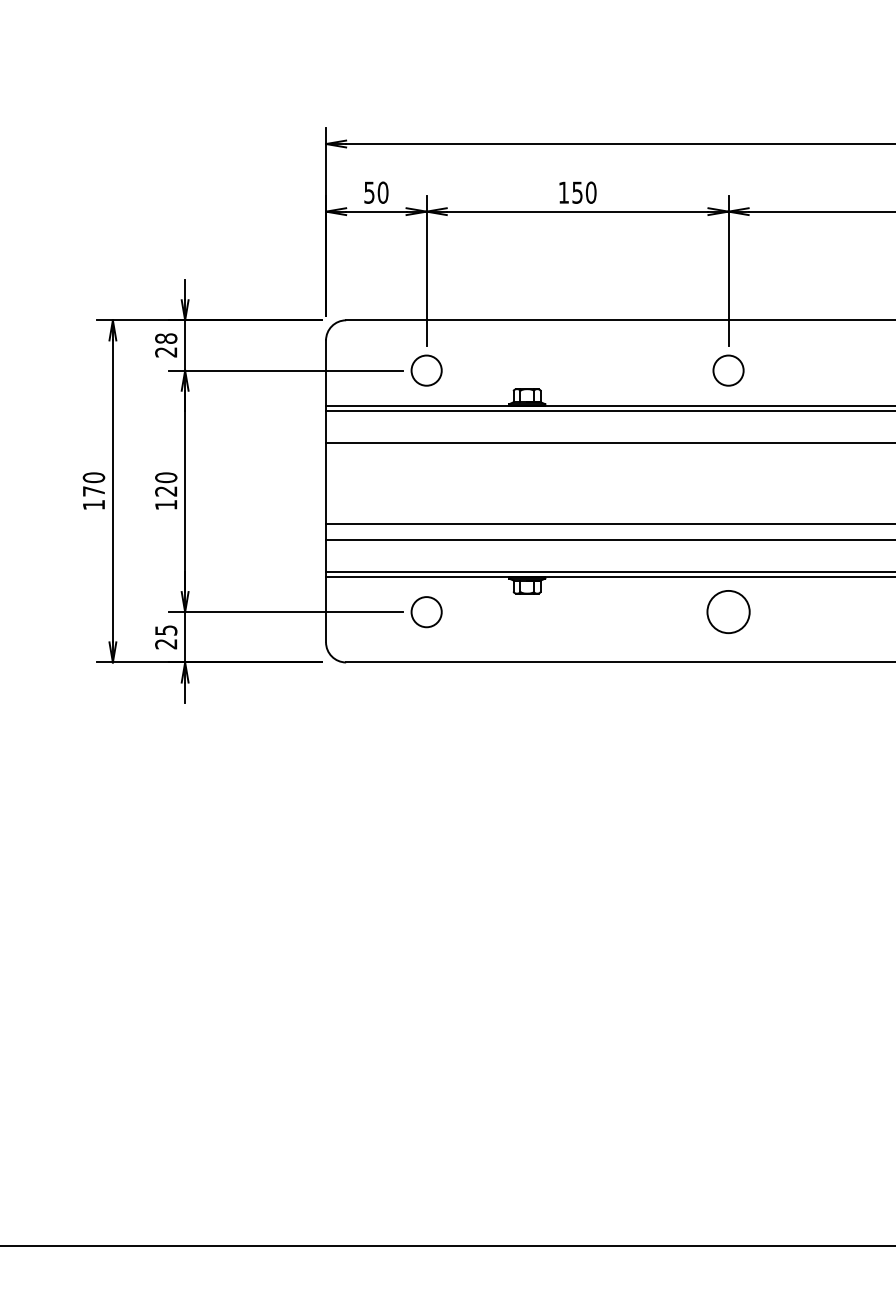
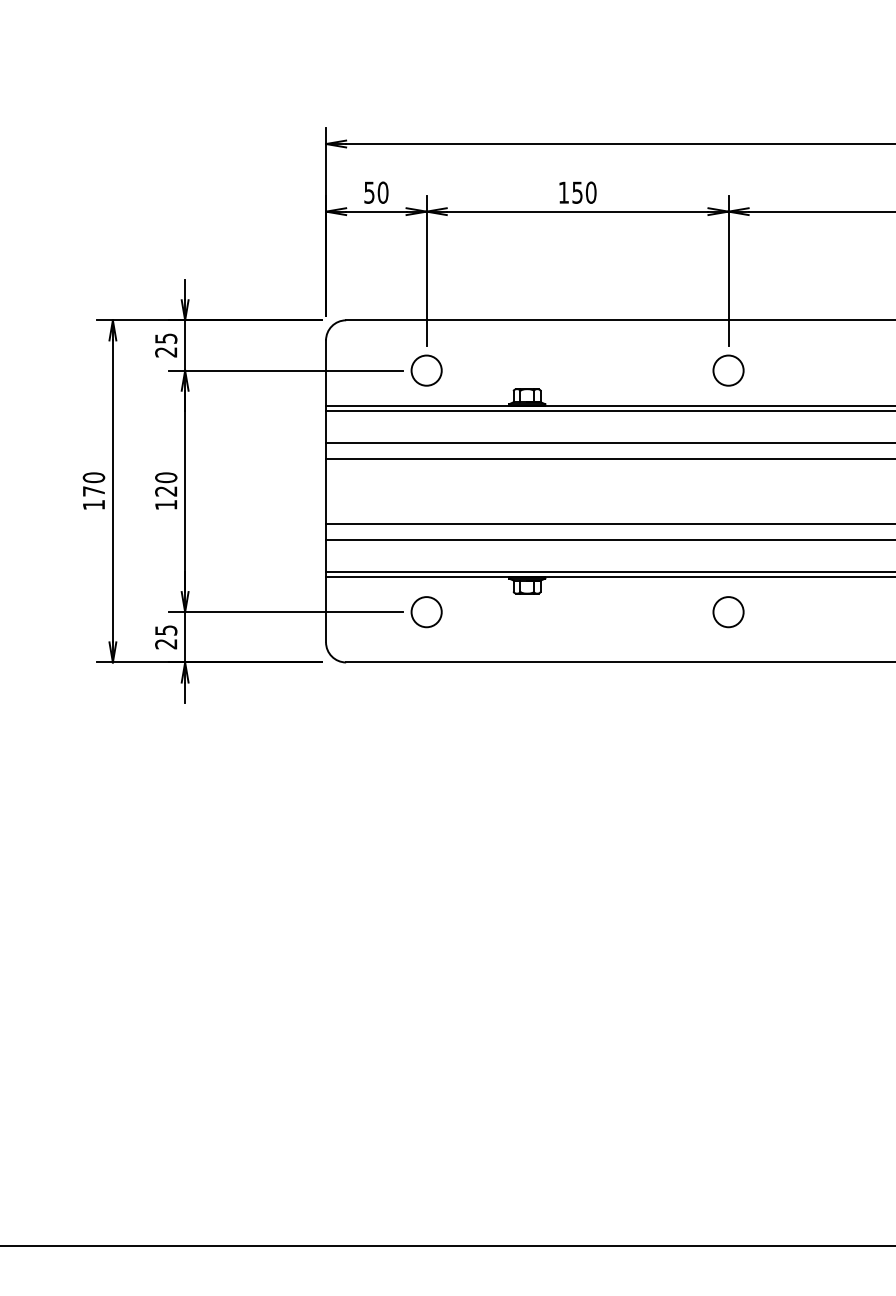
text: 28 -> 25 (166, 338)
line: none -> present (609, 459)
circle size: 45x44 px -> 33x33 px (728, 612)
